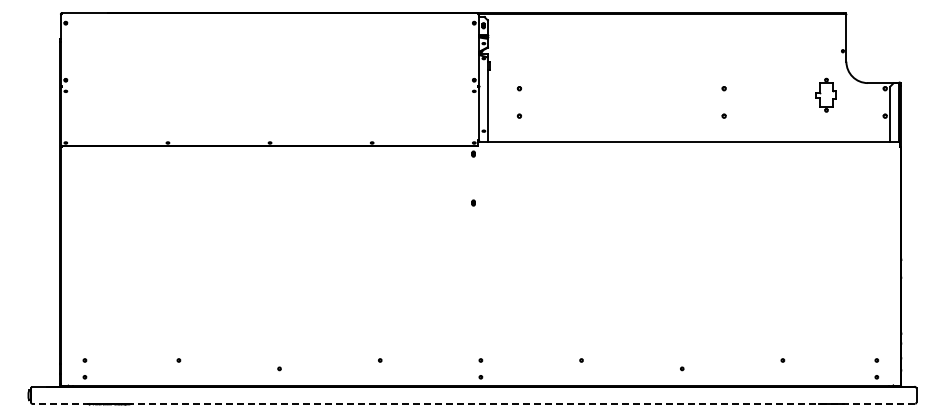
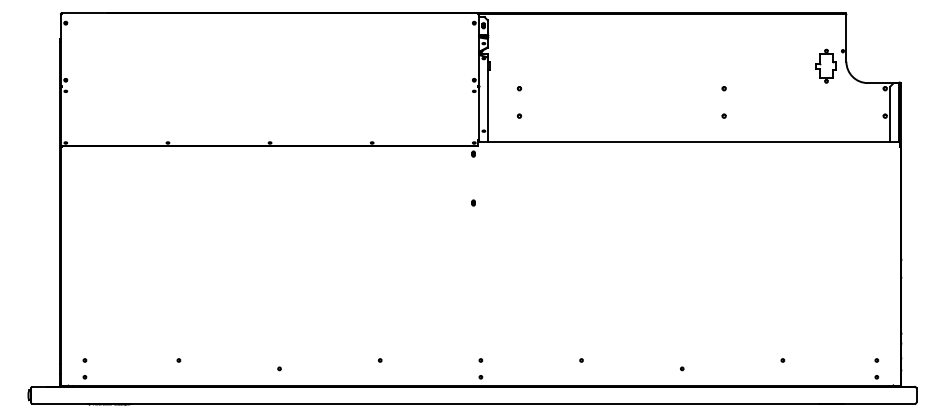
part position: (825, 94) -> (825, 65) (825, 65)
line: dashed -> solid (473, 403)
